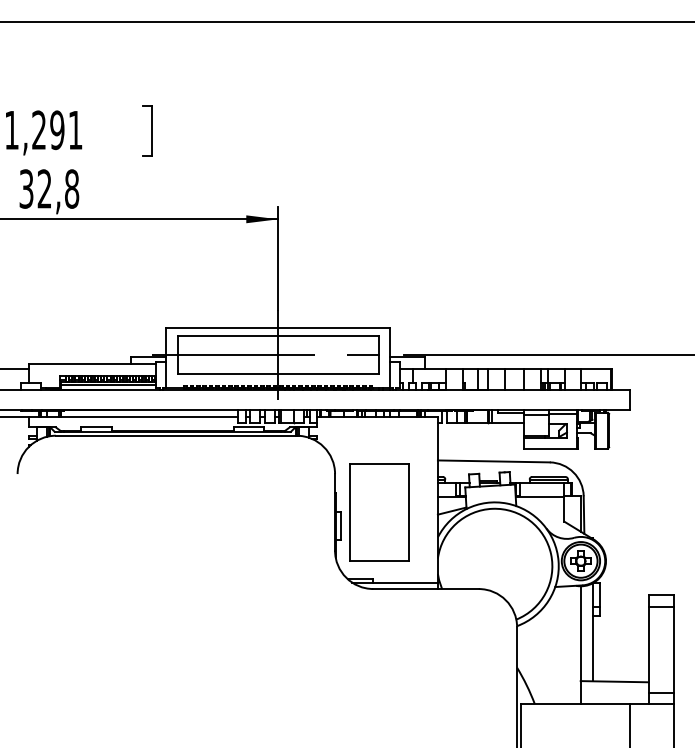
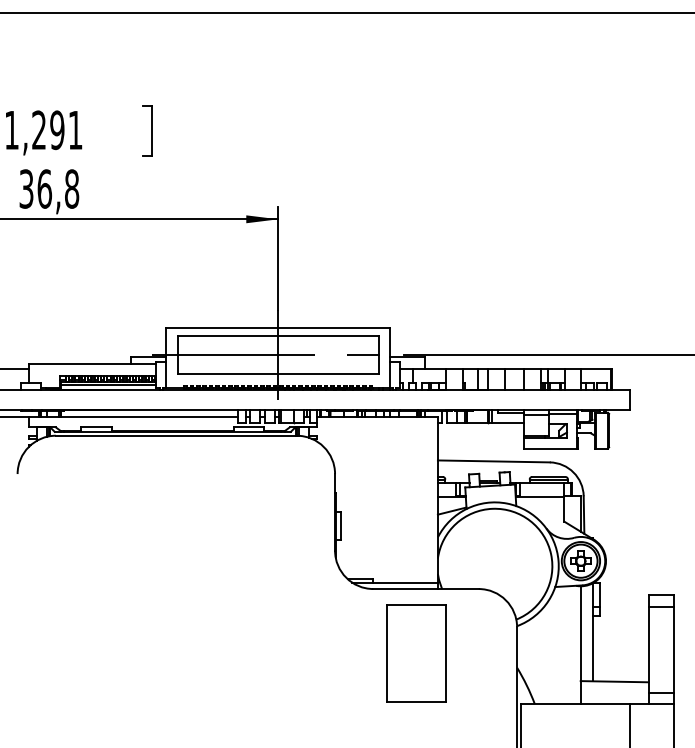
line position: (346, 22) -> (346, 13) (346, 13)
text: 32,8 -> 36,8 (44, 188)
part position: (379, 512) -> (416, 653) (416, 653)
